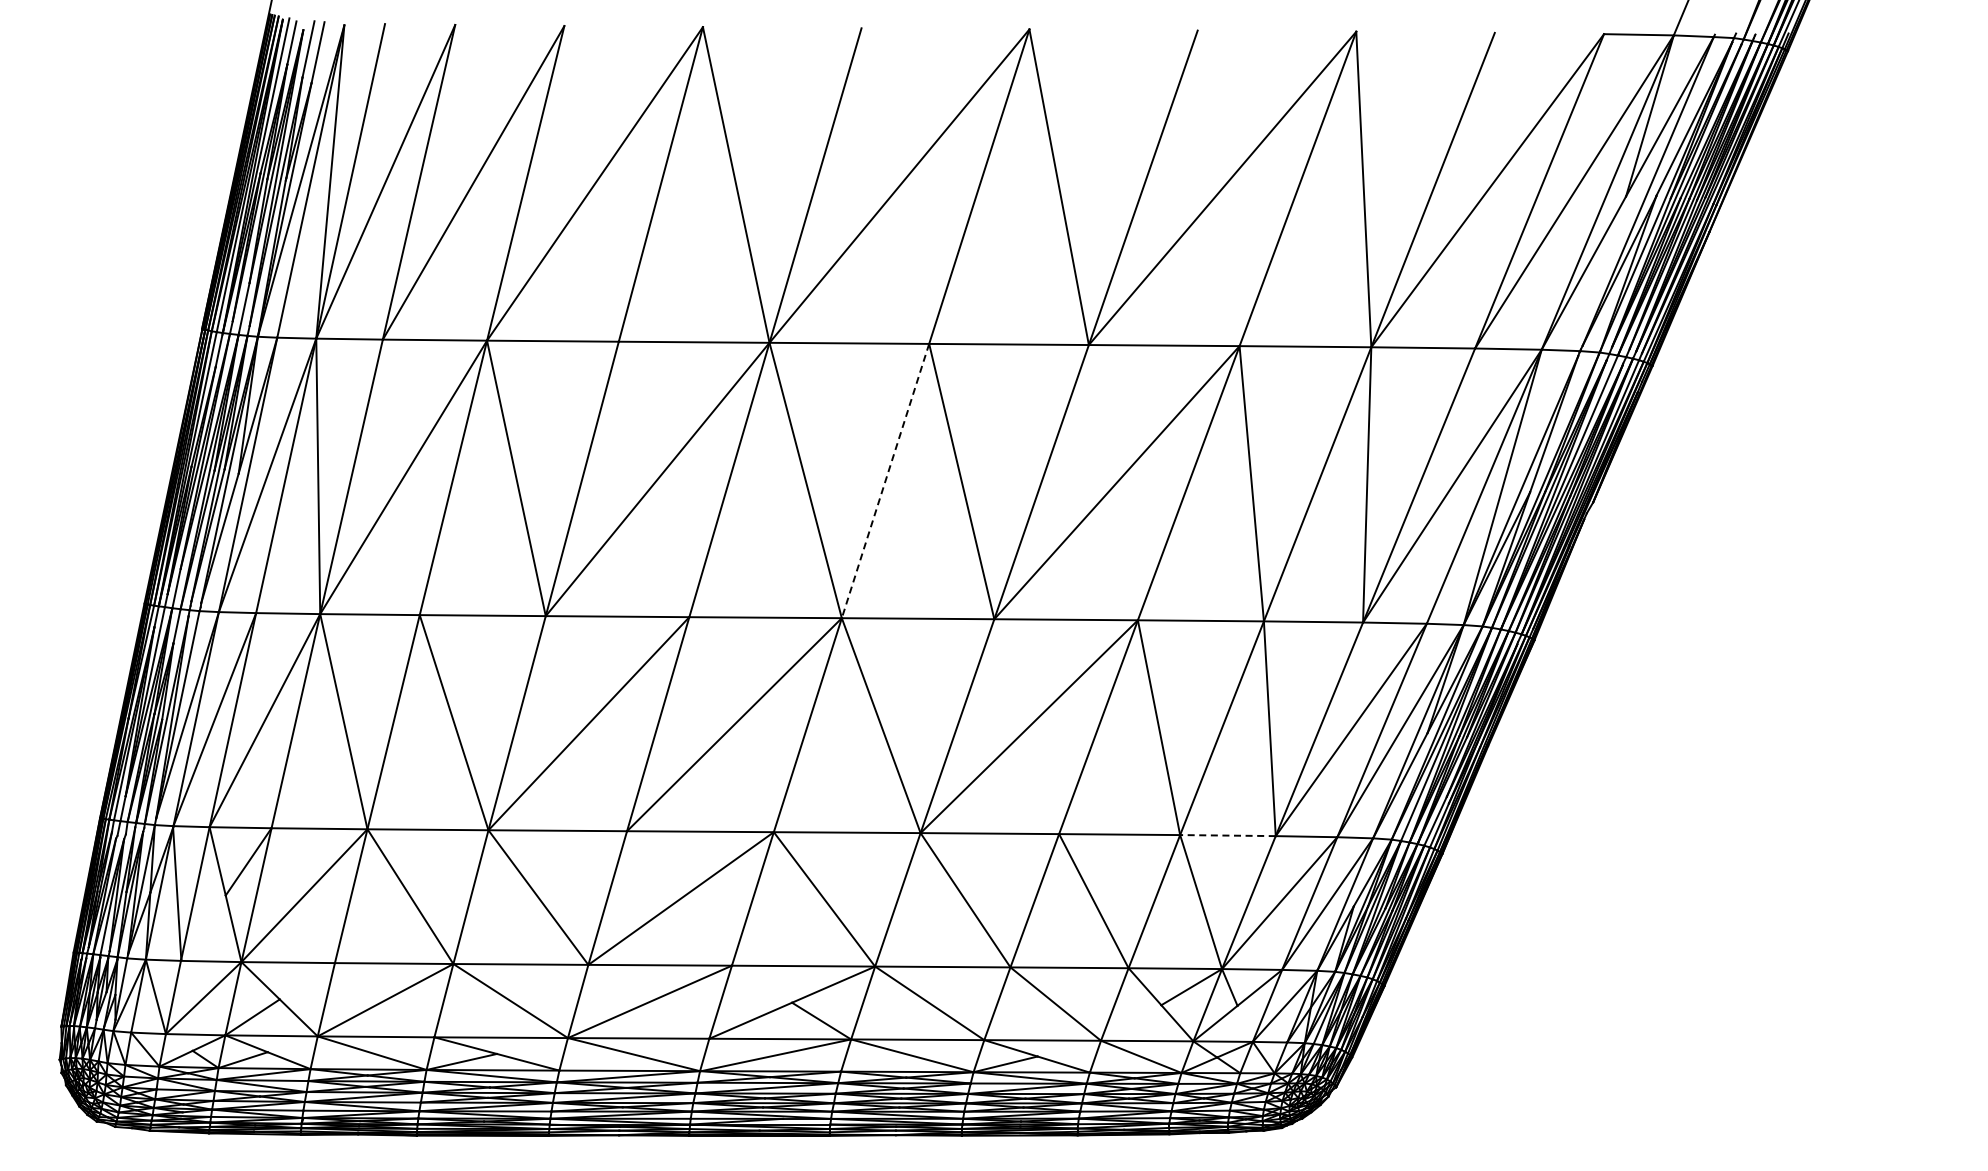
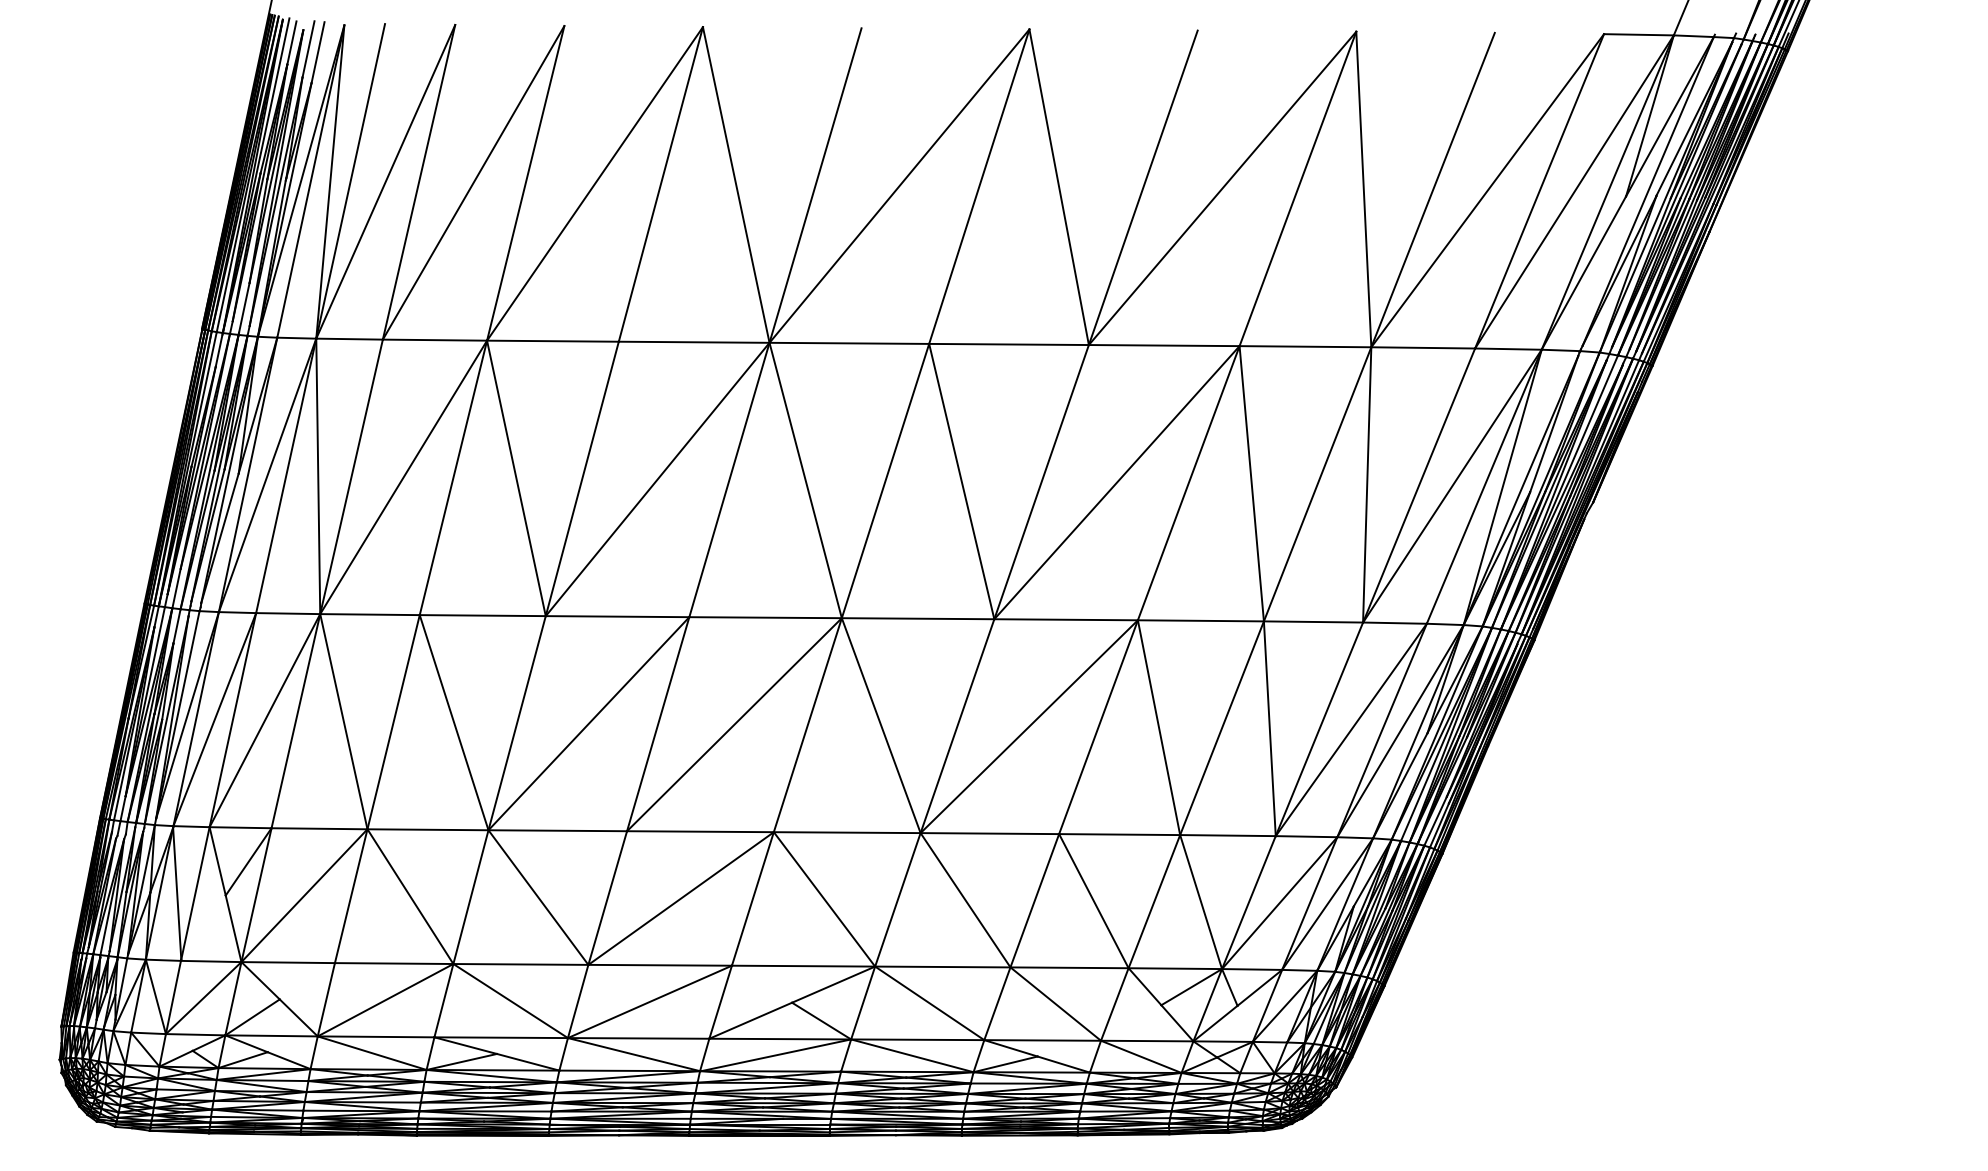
line: dashed -> solid (885, 481)
line: dashed -> solid (1227, 835)
